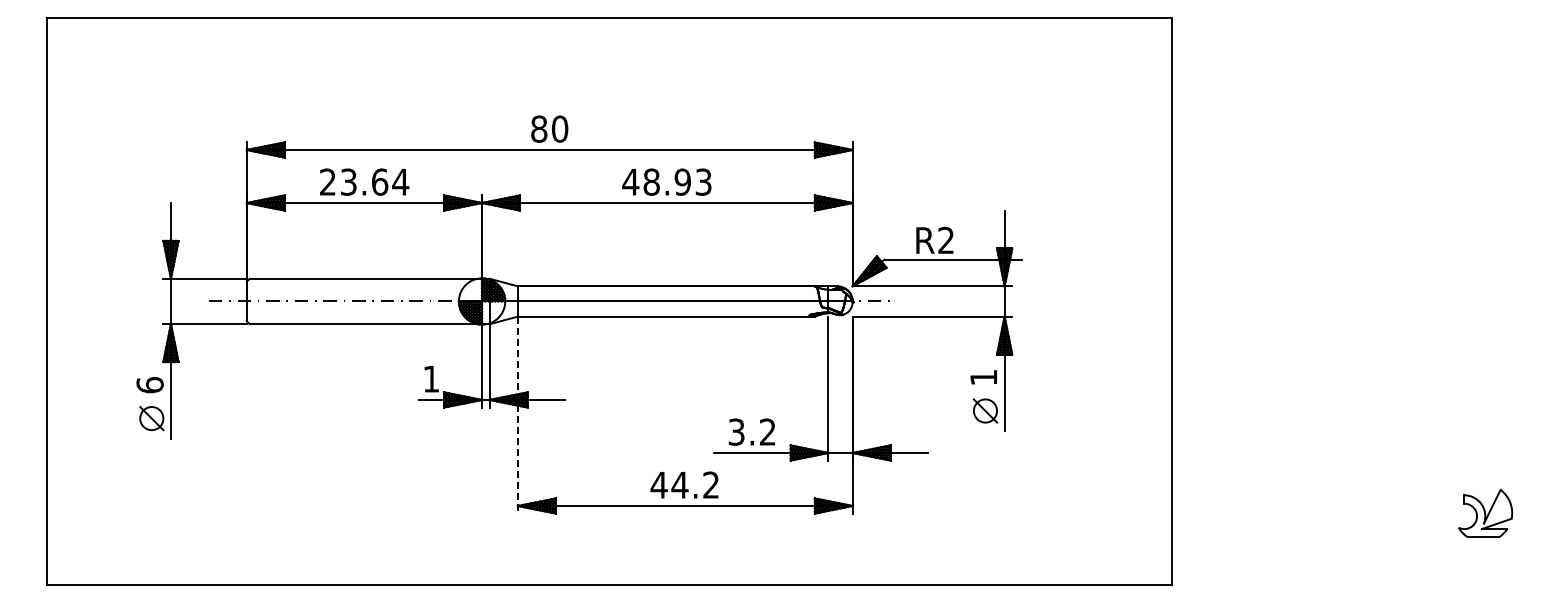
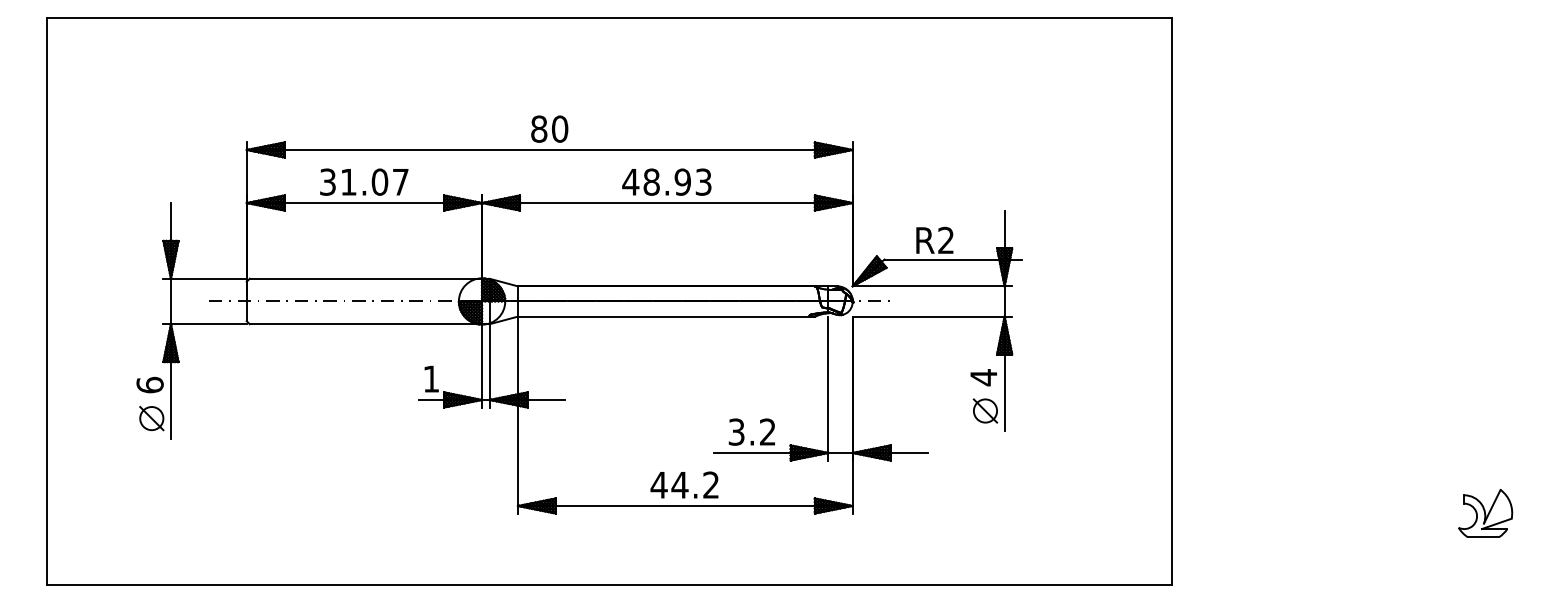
text: 23.64 -> 31.07 (364, 181)
text: 1 -> 4 (983, 377)
line: dashed -> solid (517, 415)
